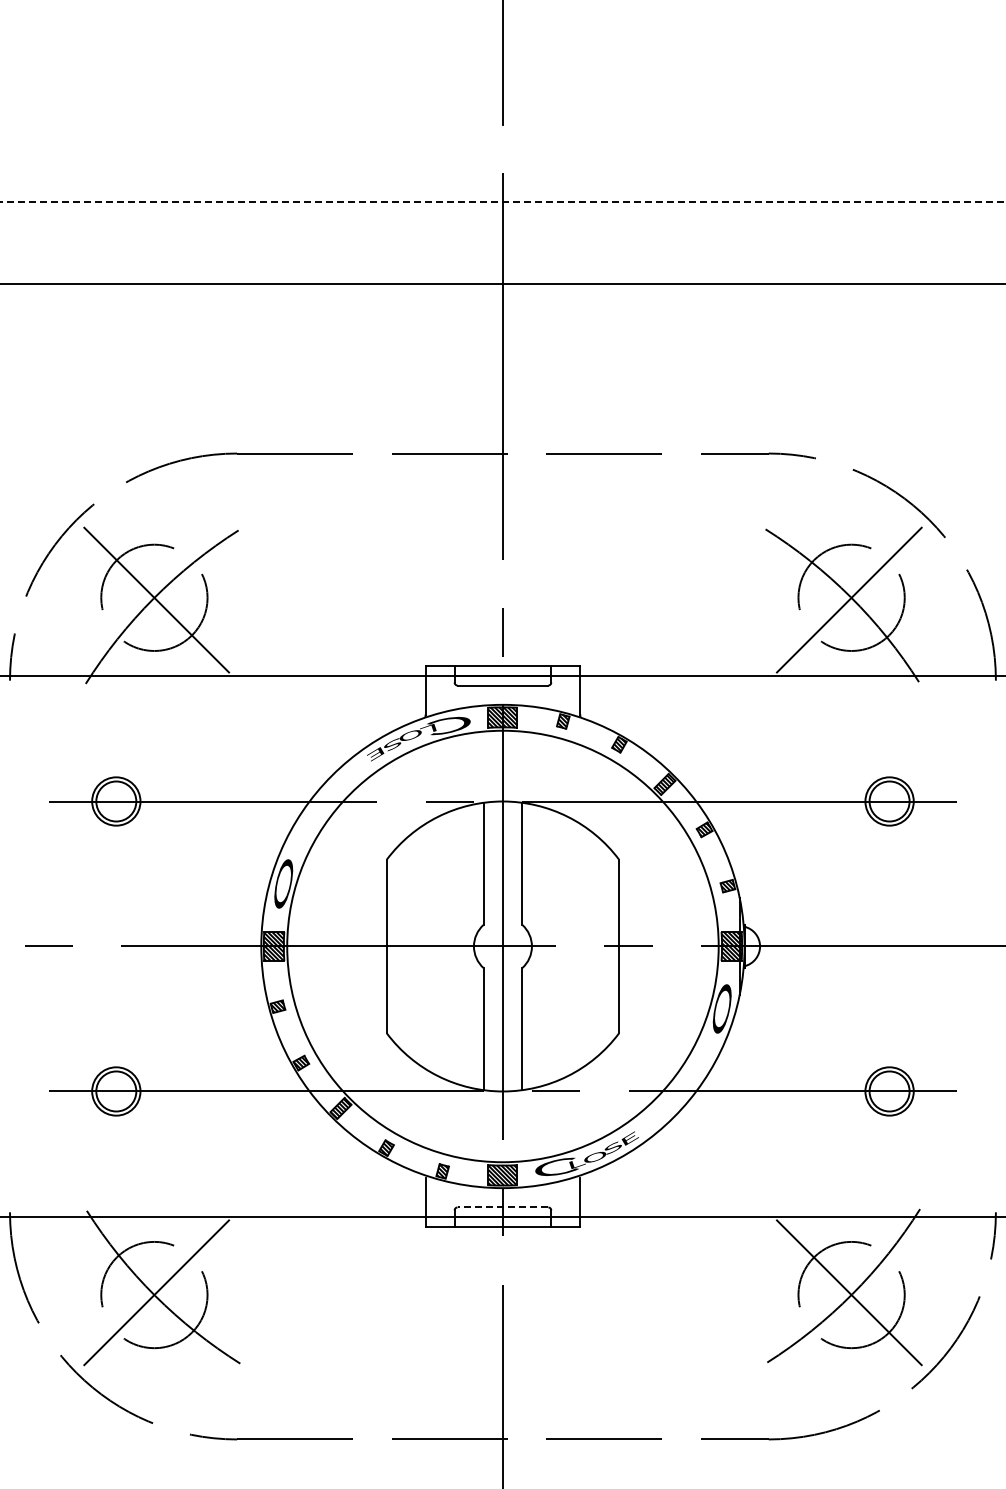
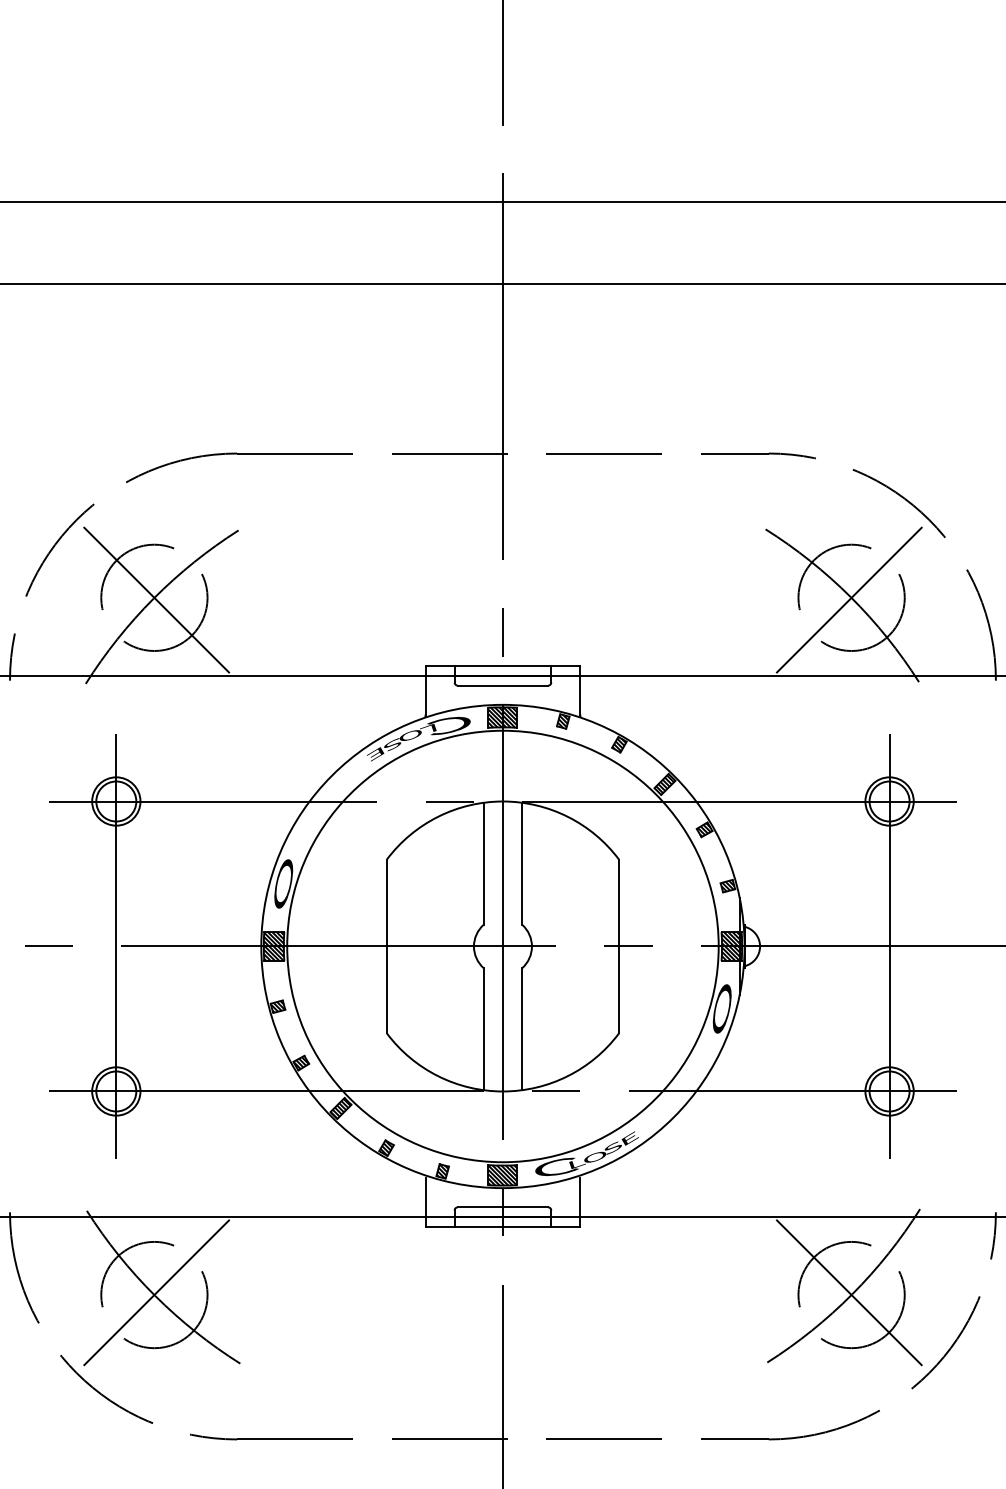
line: dashed -> solid (502, 202)
line: none -> present (116, 946)
line: none -> present (889, 946)
line: dashed -> solid (502, 1207)
